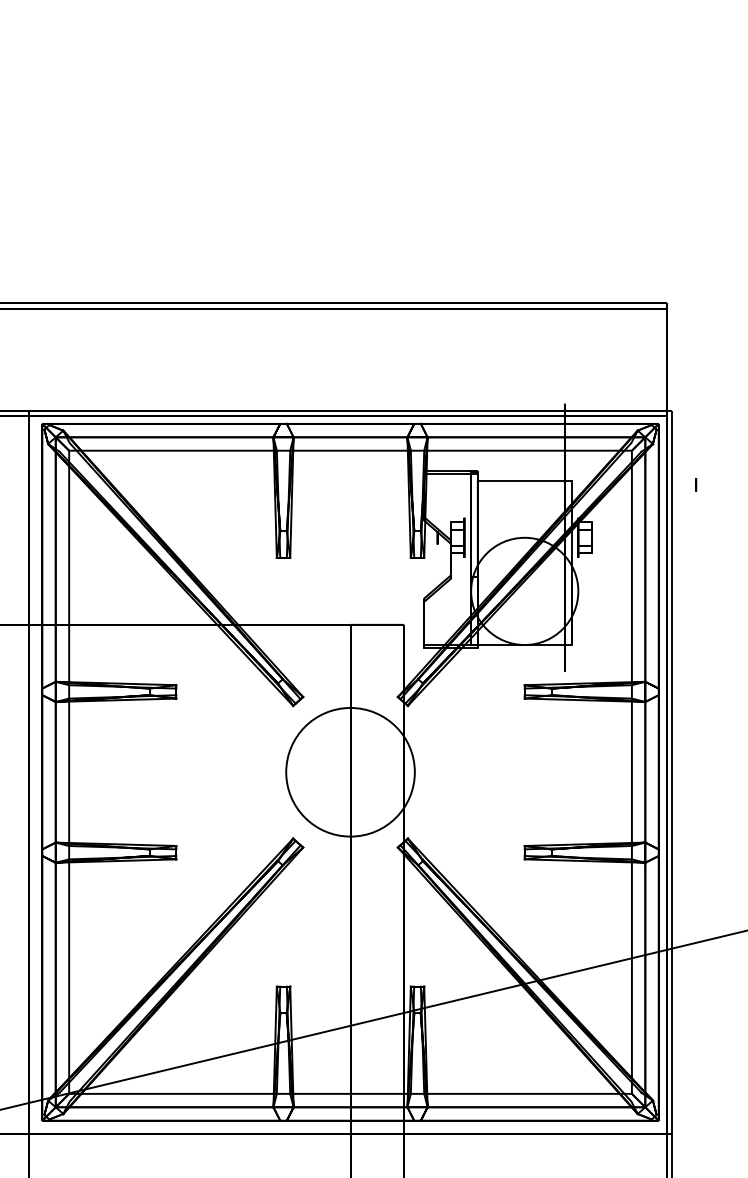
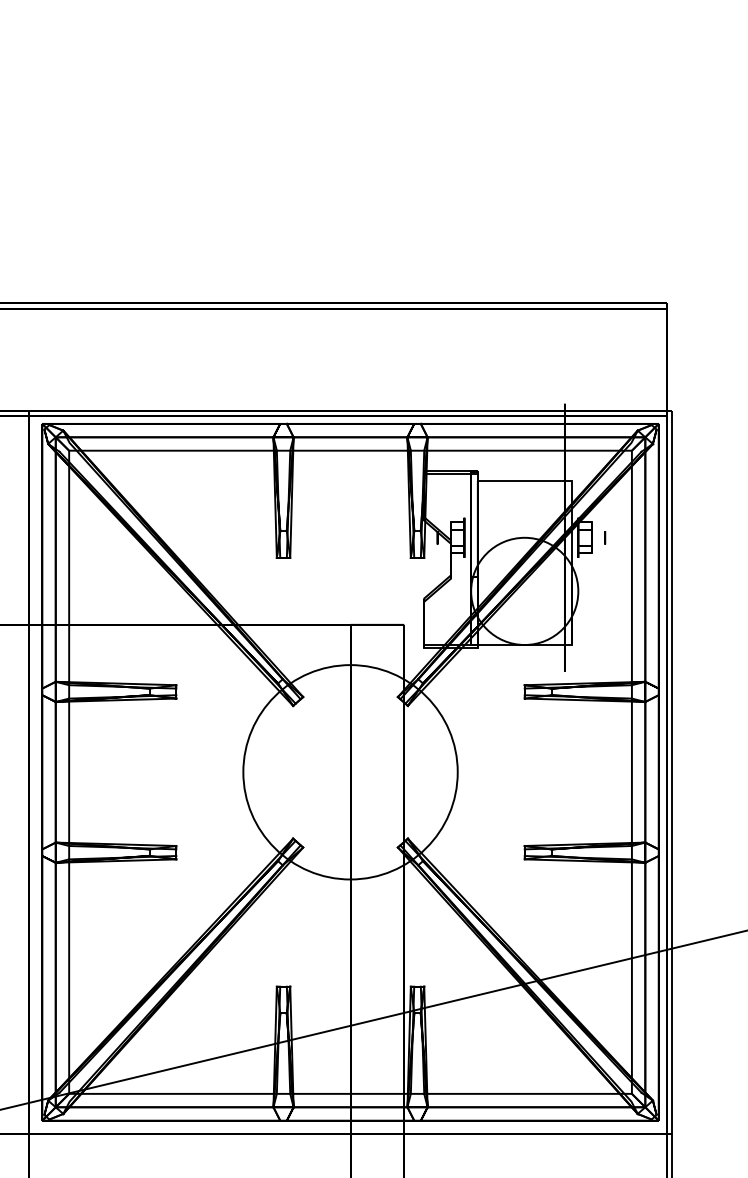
circle position: (696, 484) -> (605, 537) (605, 537)
circle diameter: 129 px -> 214 px (350, 772)
